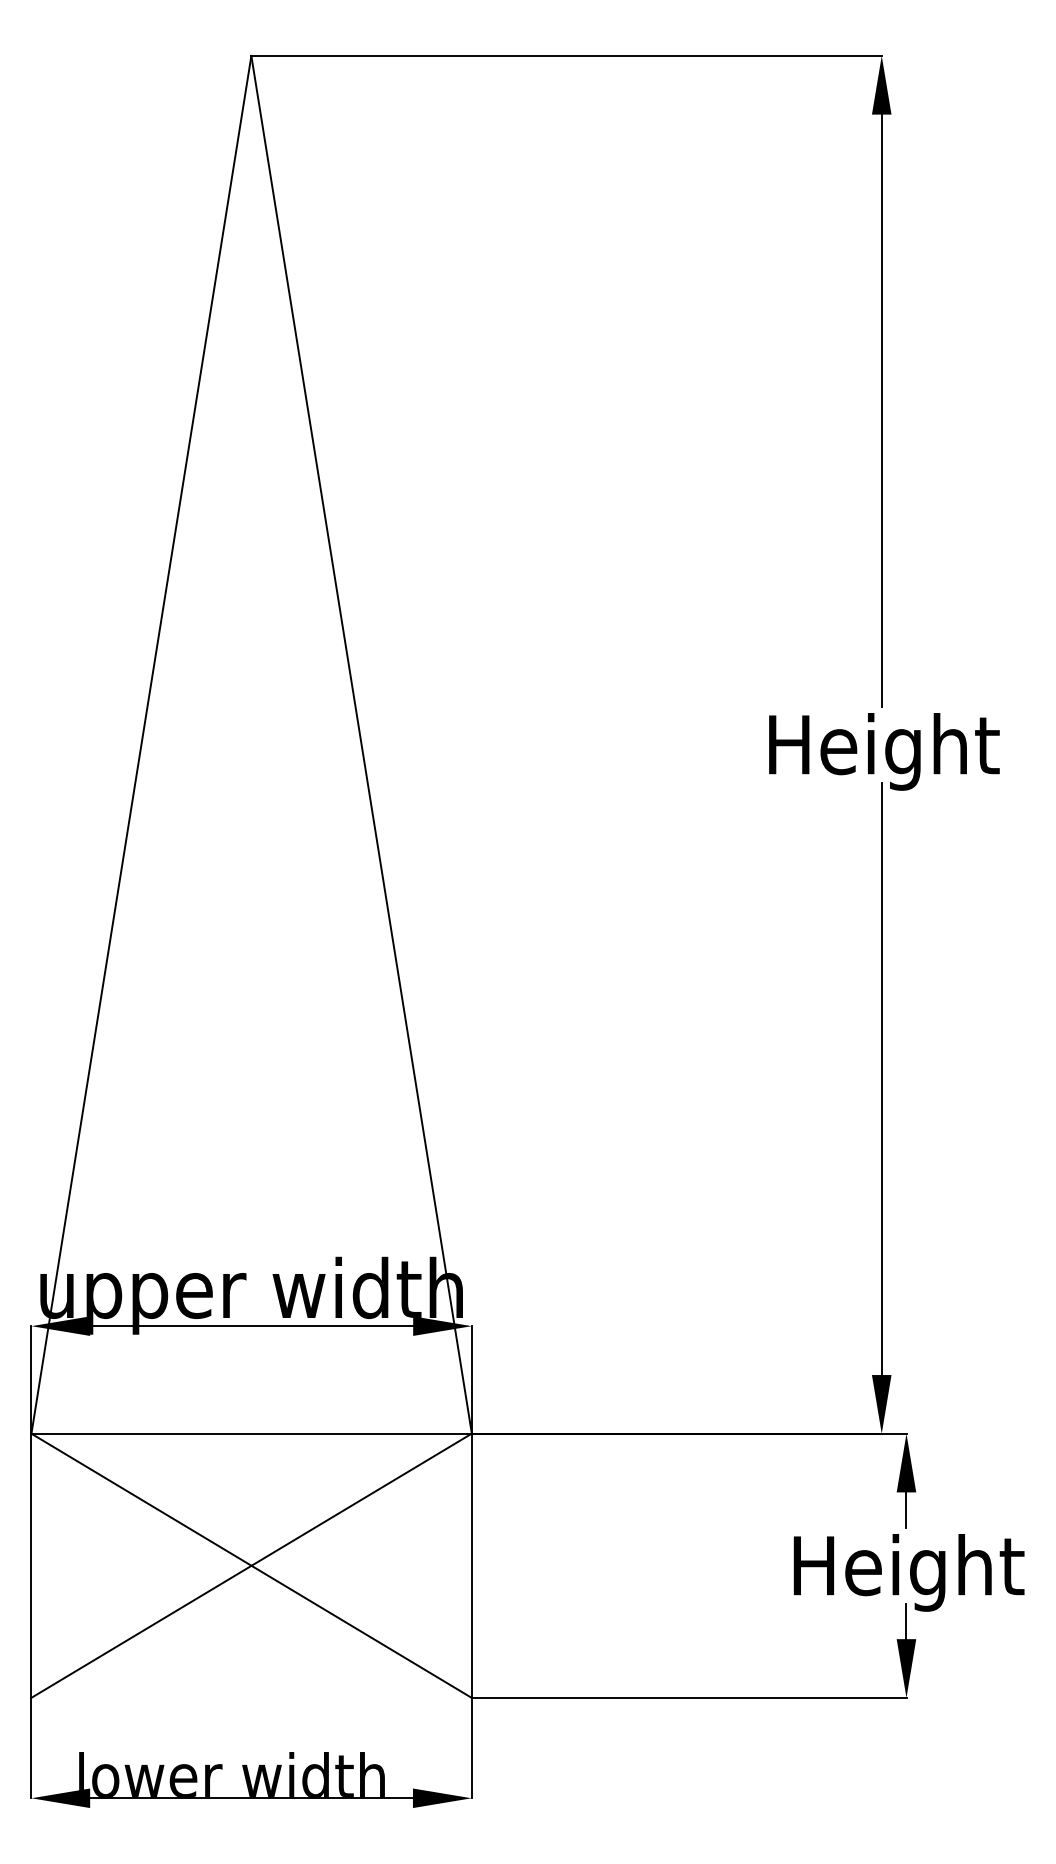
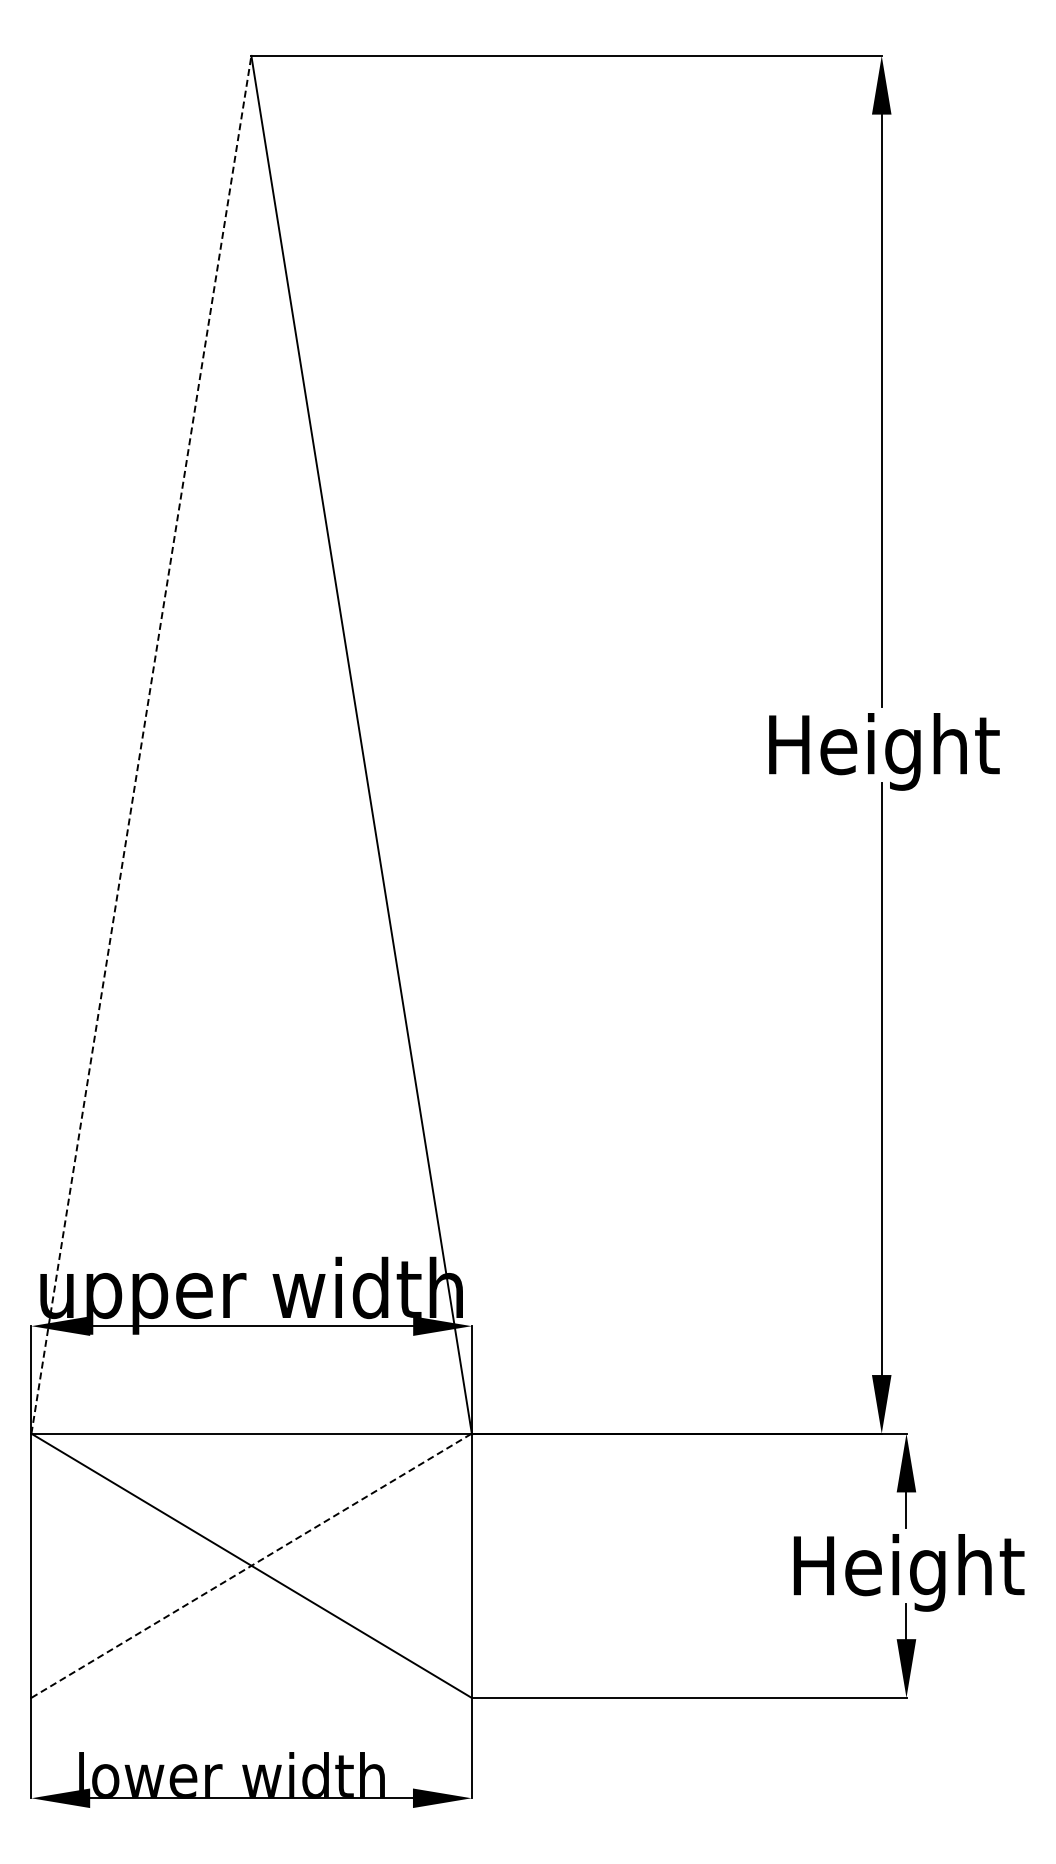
line: solid -> dashed (141, 744)
line: solid -> dashed (251, 1565)
